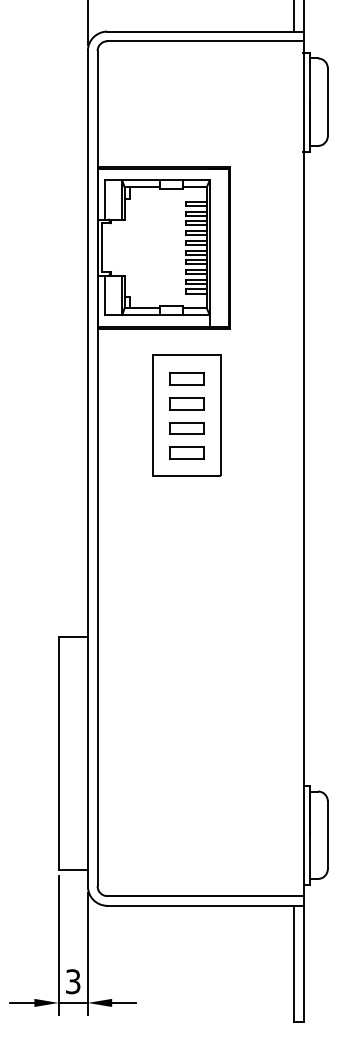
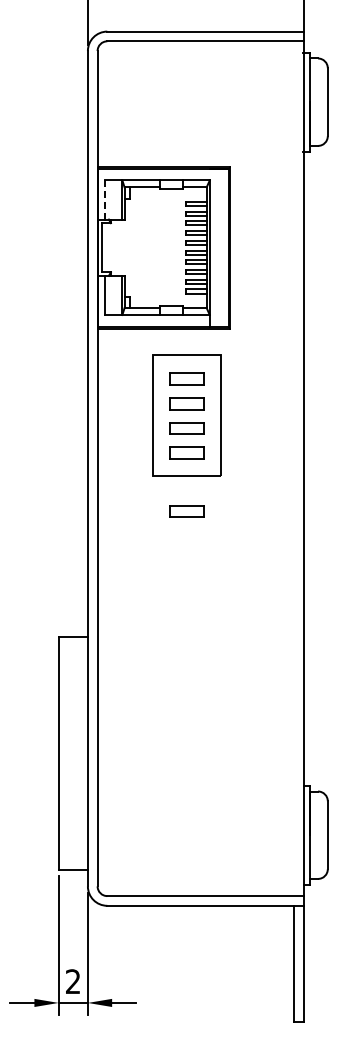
line: present -> none (293, 16)
line: solid -> dashed (104, 200)
part: none -> present (186, 511)
text: 3 -> 2 (73, 981)
